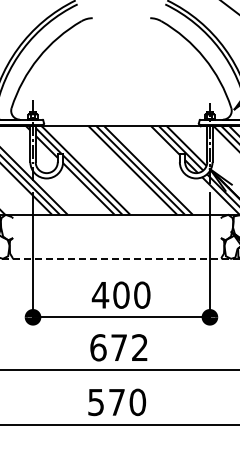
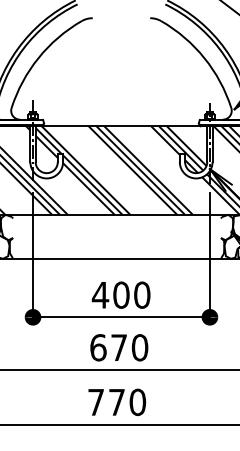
line: dashed -> solid (120, 258)
text: 672 -> 670 (139, 347)
text: 570 -> 770 (95, 402)
